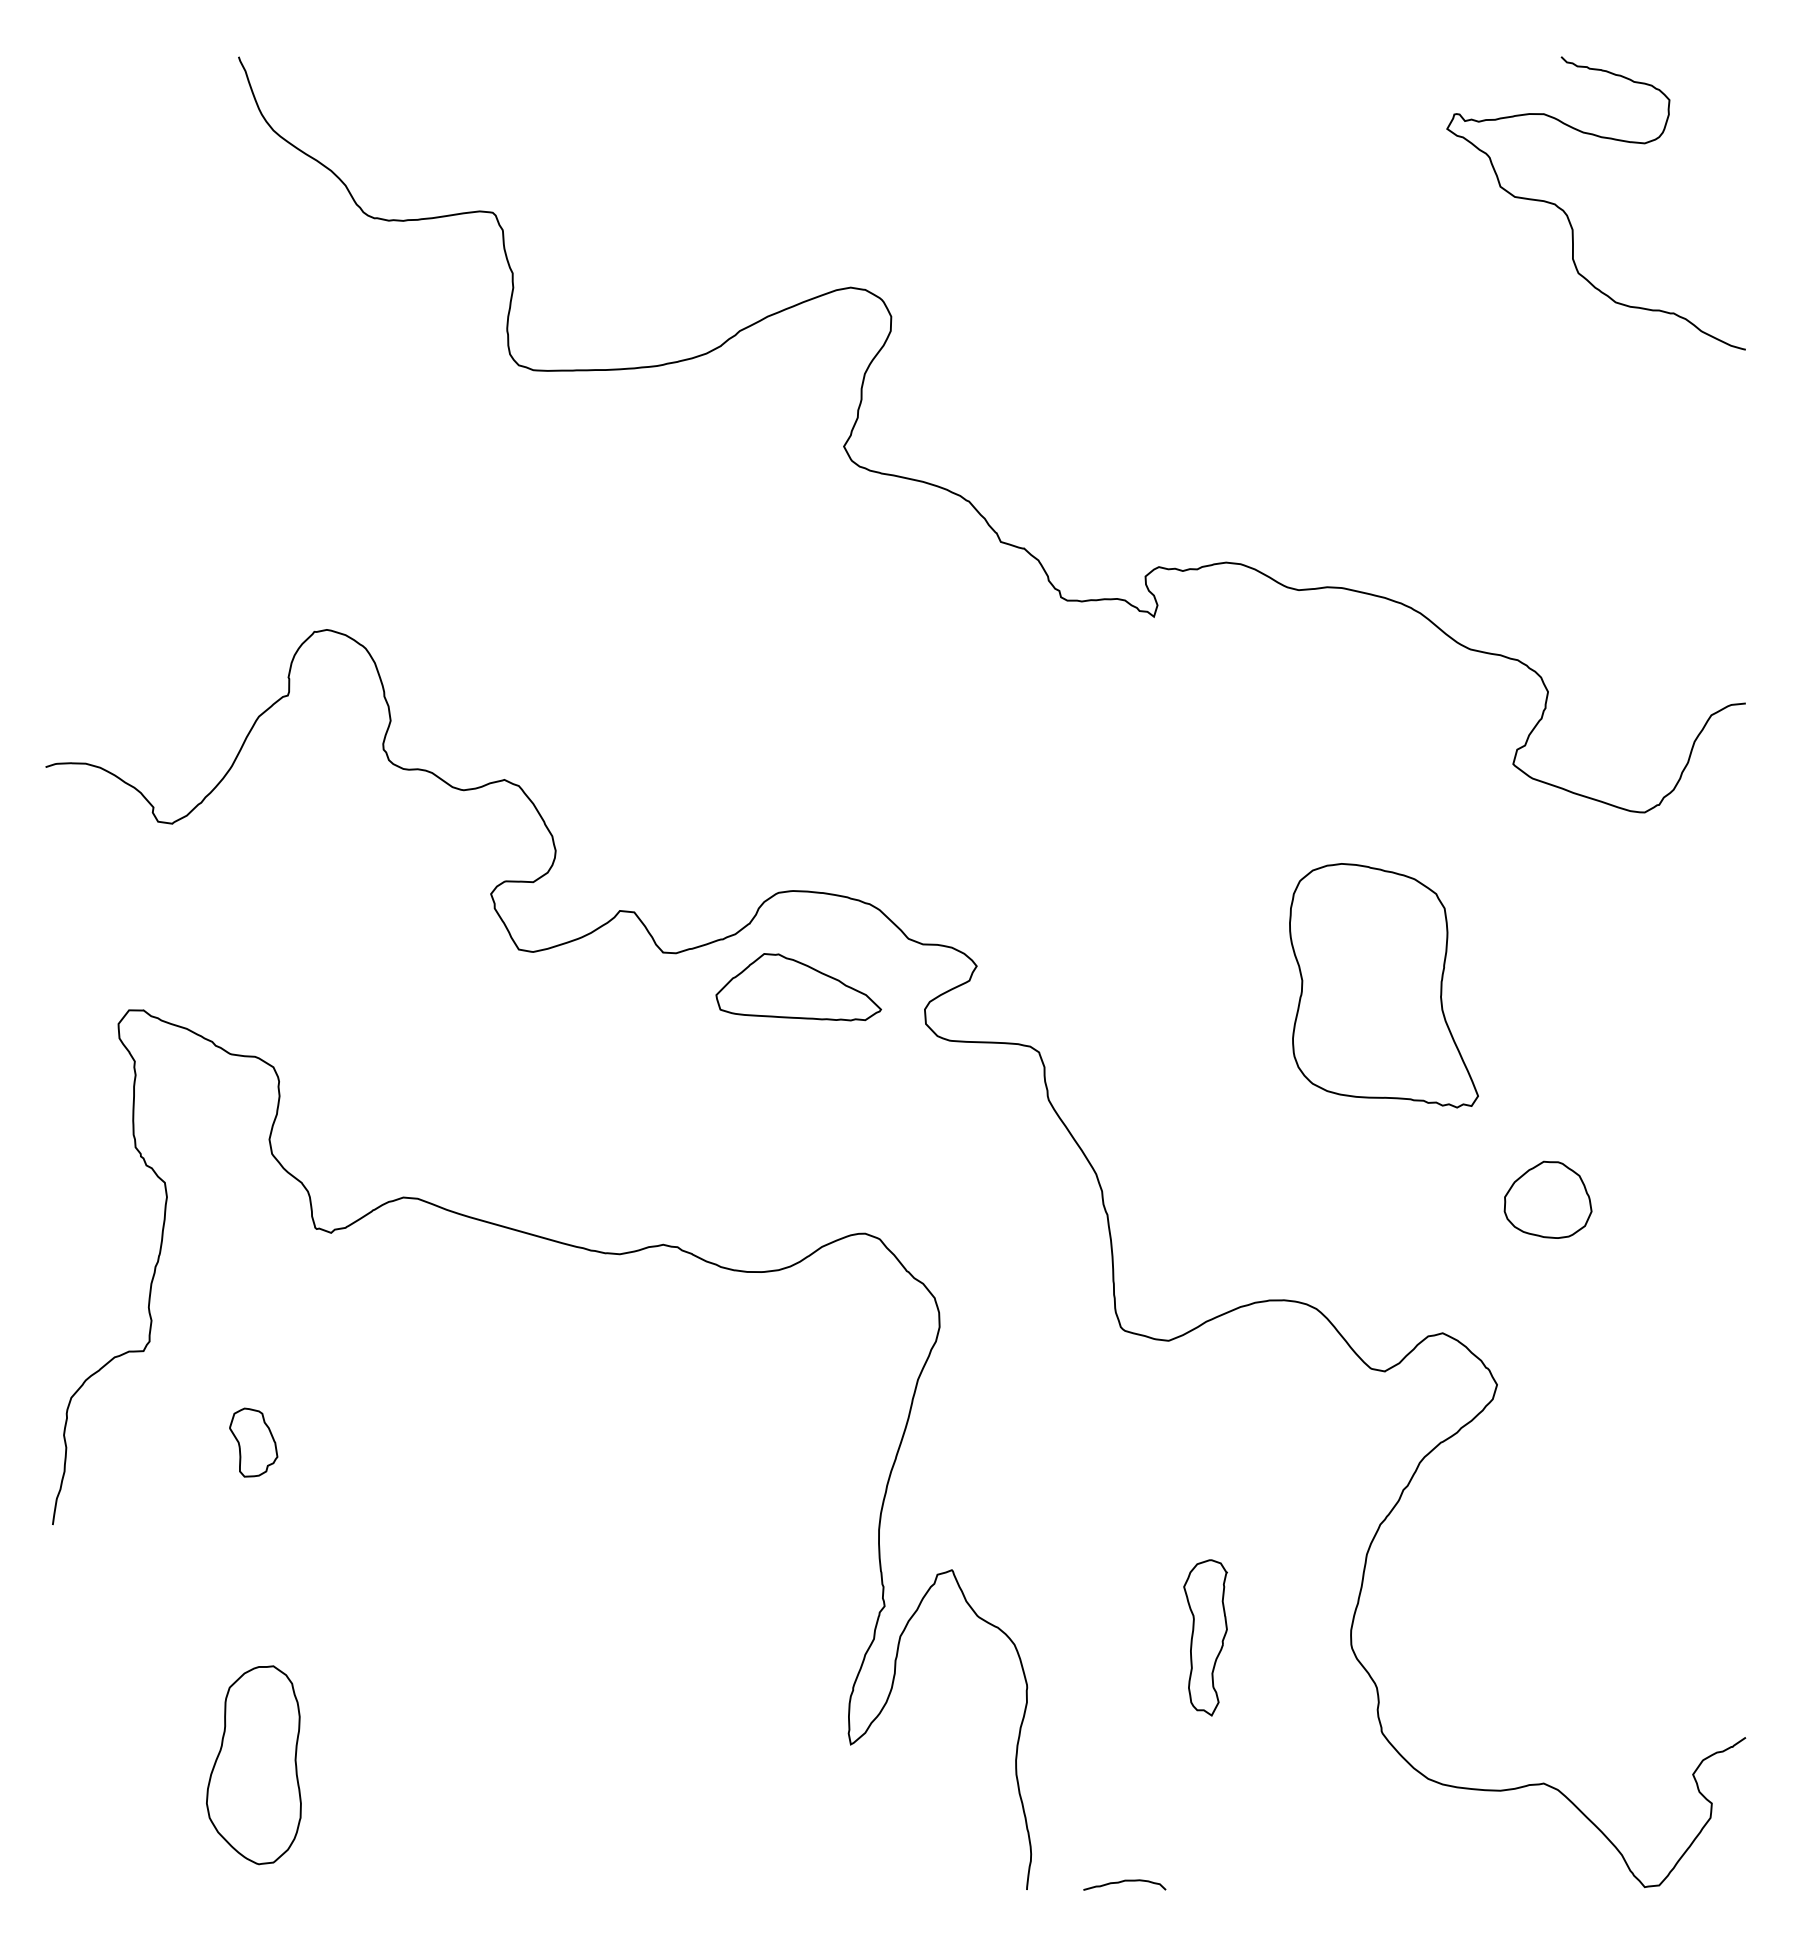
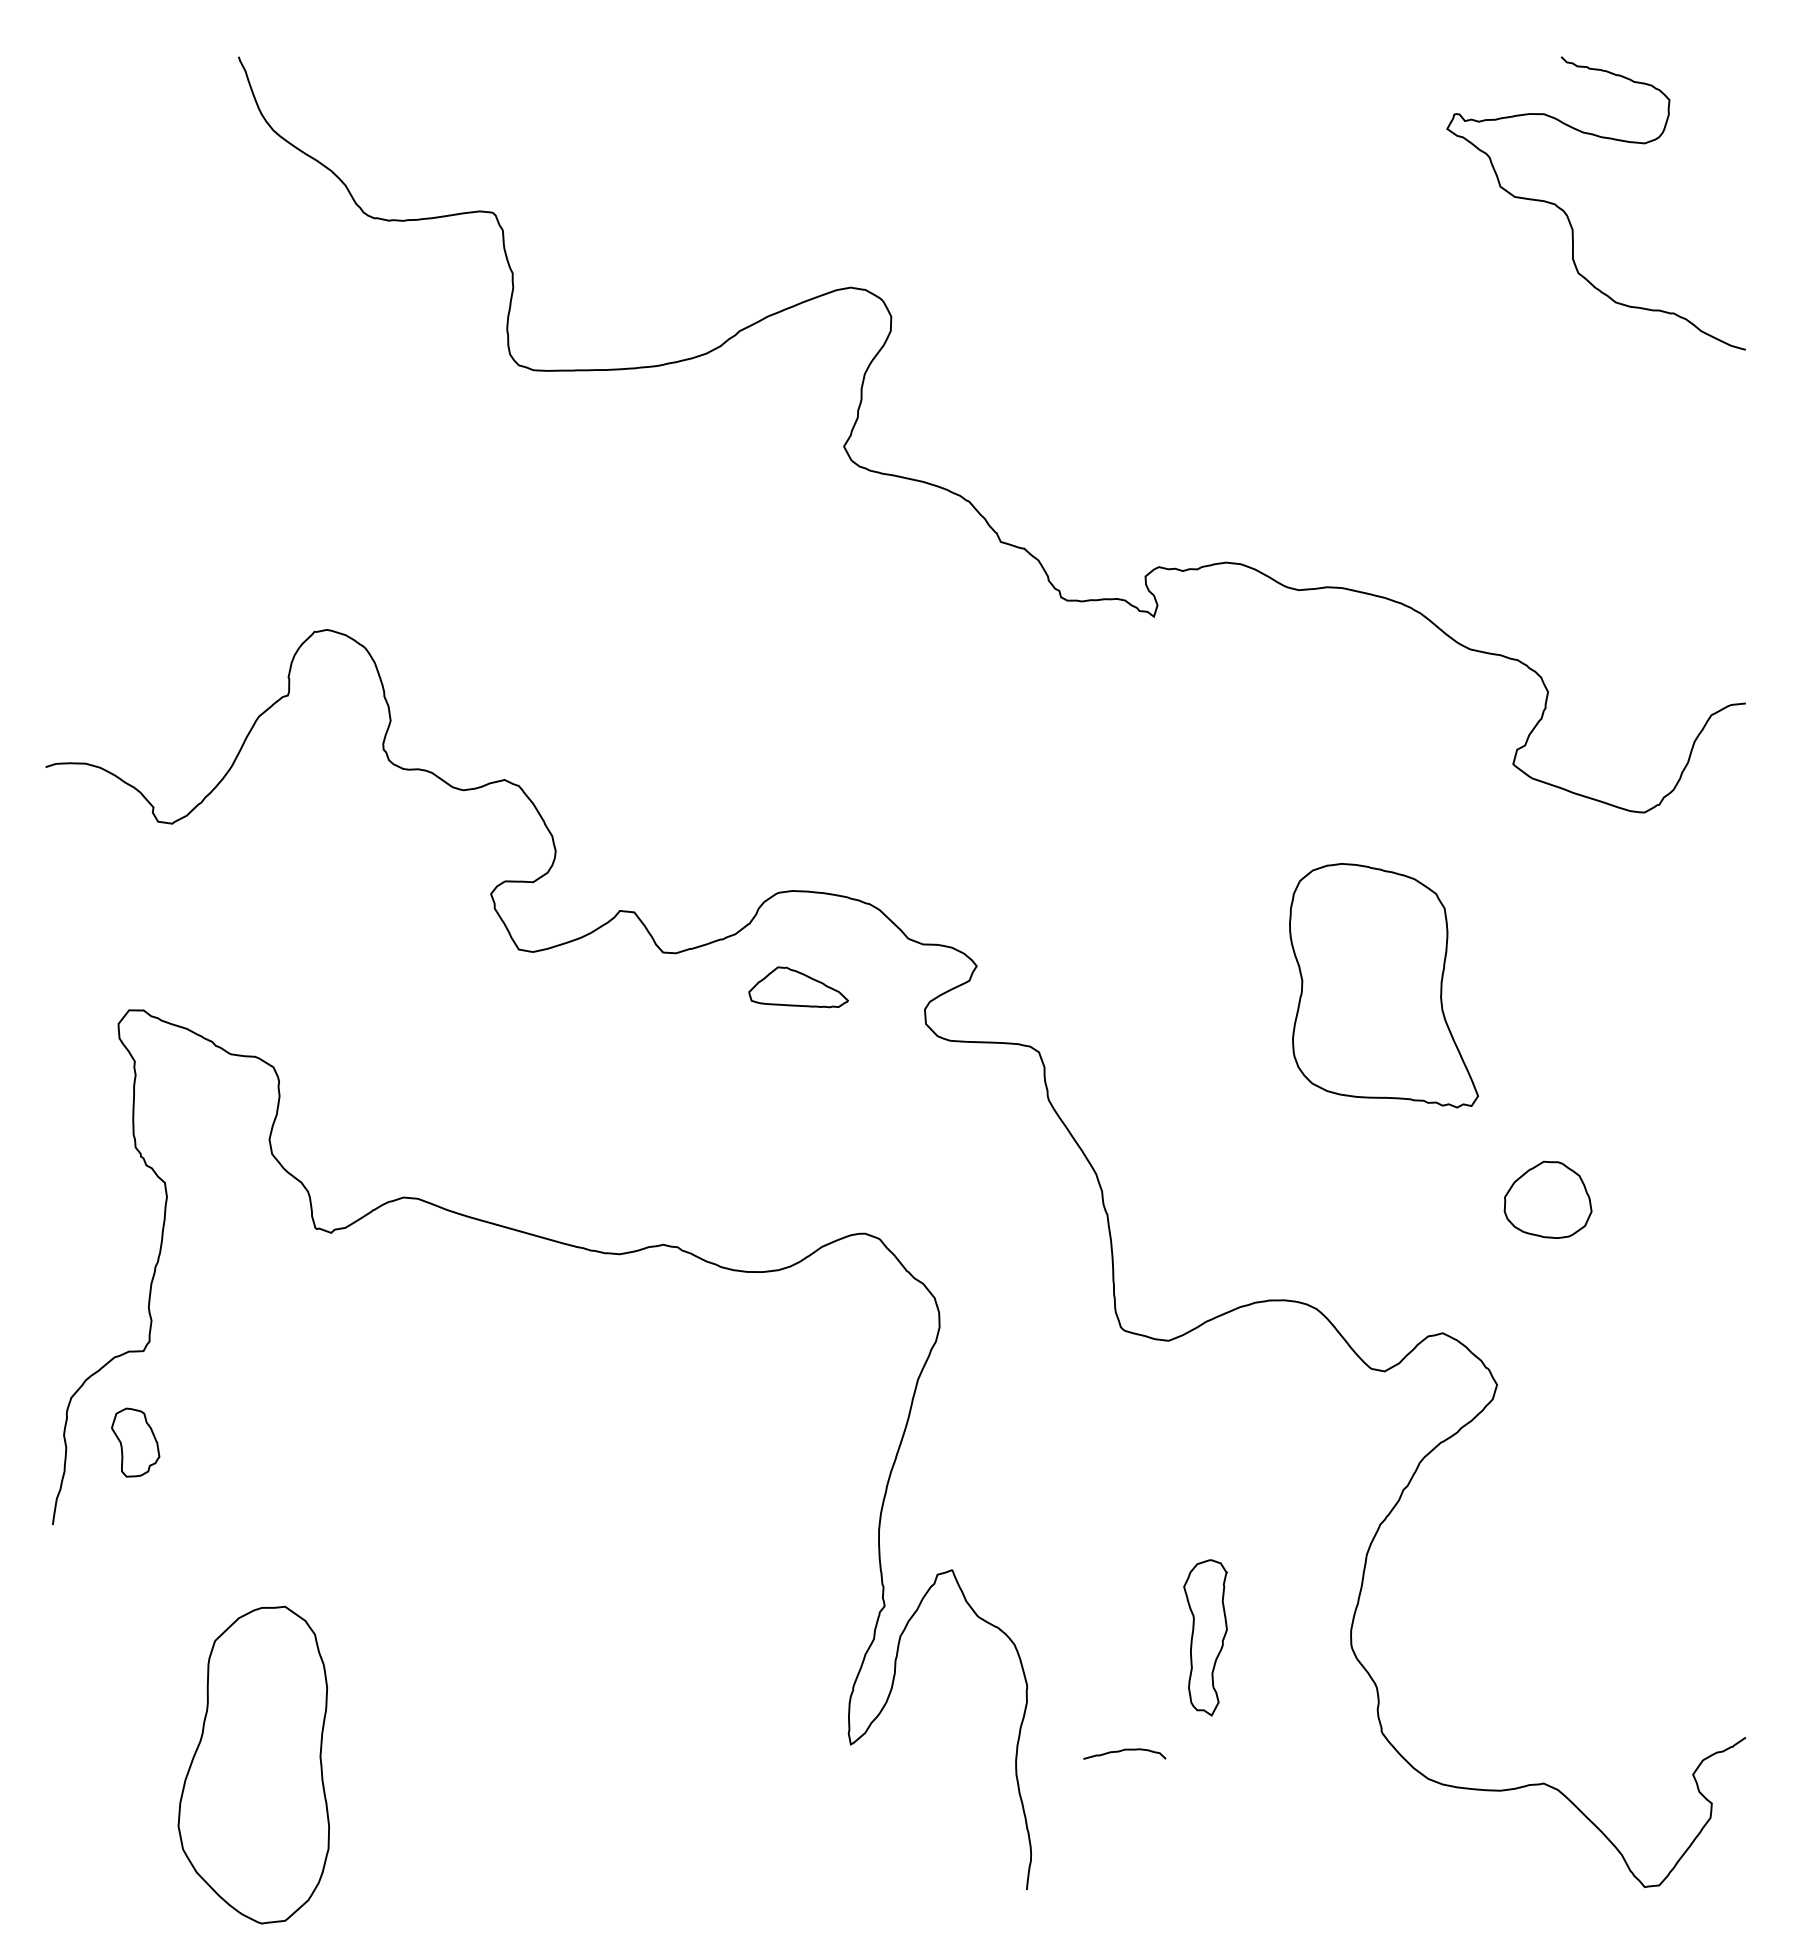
part size: 167x69 px -> 101x43 px (798, 987)
part position: (253, 1442) -> (135, 1442) (135, 1442)
part size: 96x201 px -> 153x320 px (253, 1764)
curve position: (1122, 1882) -> (1122, 1751) (1122, 1751)
